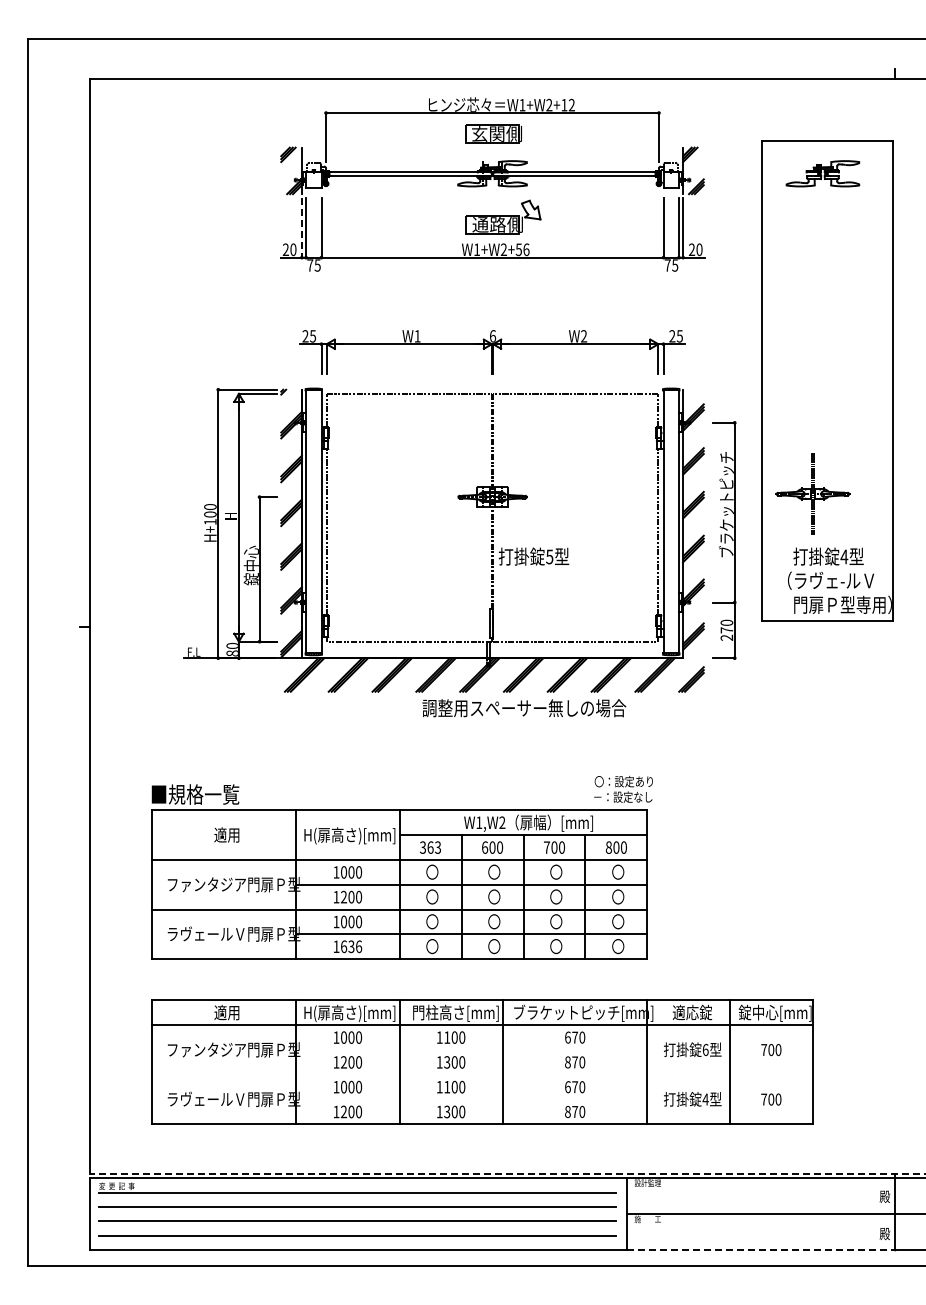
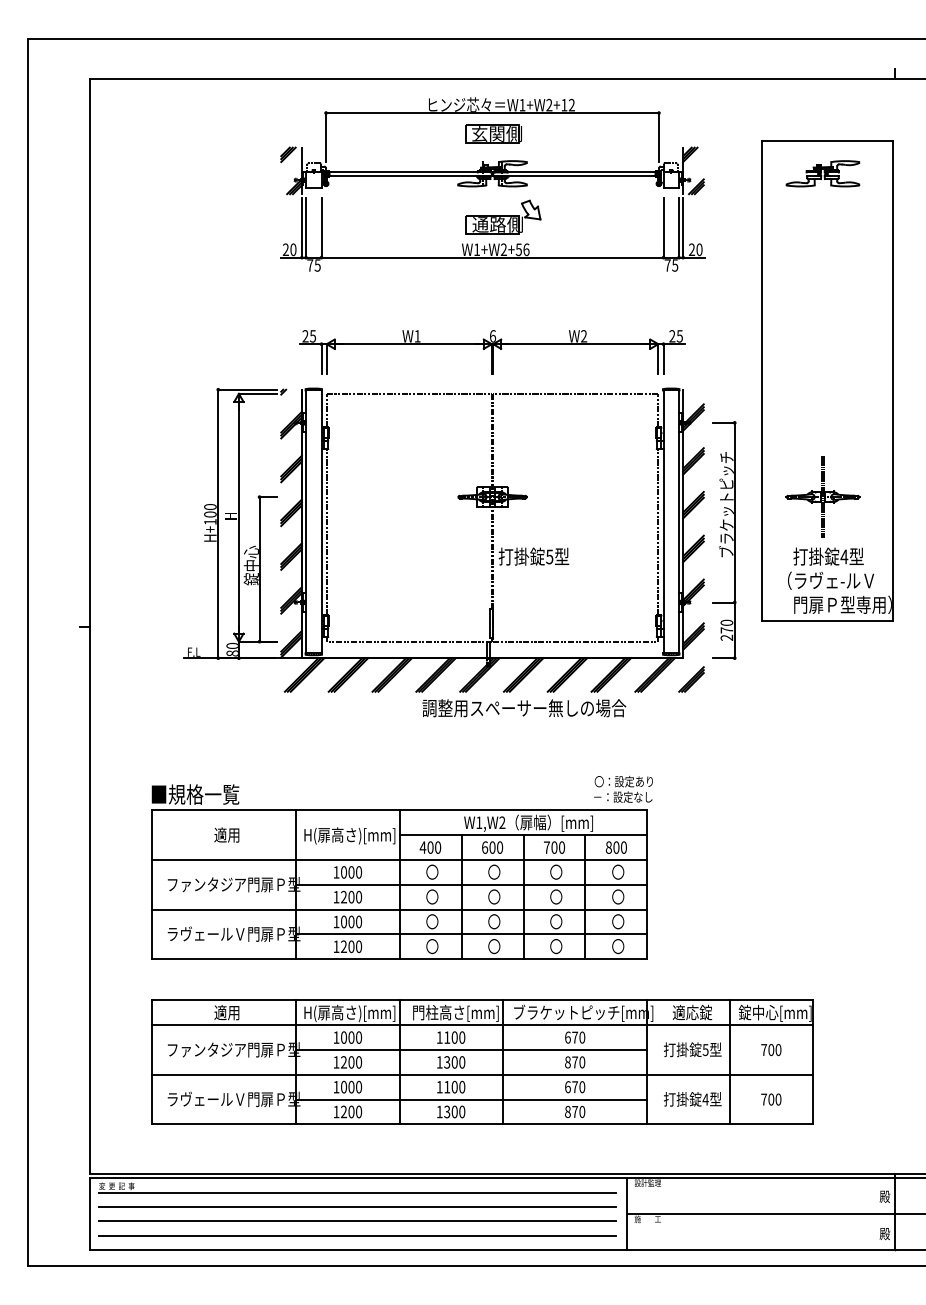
line: dashed -> solid (301, 228)
part position: (812, 493) -> (822, 496) (822, 496)
text: 363 -> 400 (430, 847)
text: 1636 -> 1200 (351, 946)
text: 6 -> 5 (705, 1049)
line: none -> present (471, 1050)
line: none -> present (481, 1074)
line: none -> present (471, 1099)
line: dashed -> solid (507, 1173)
line: dashed -> solid (761, 1250)
